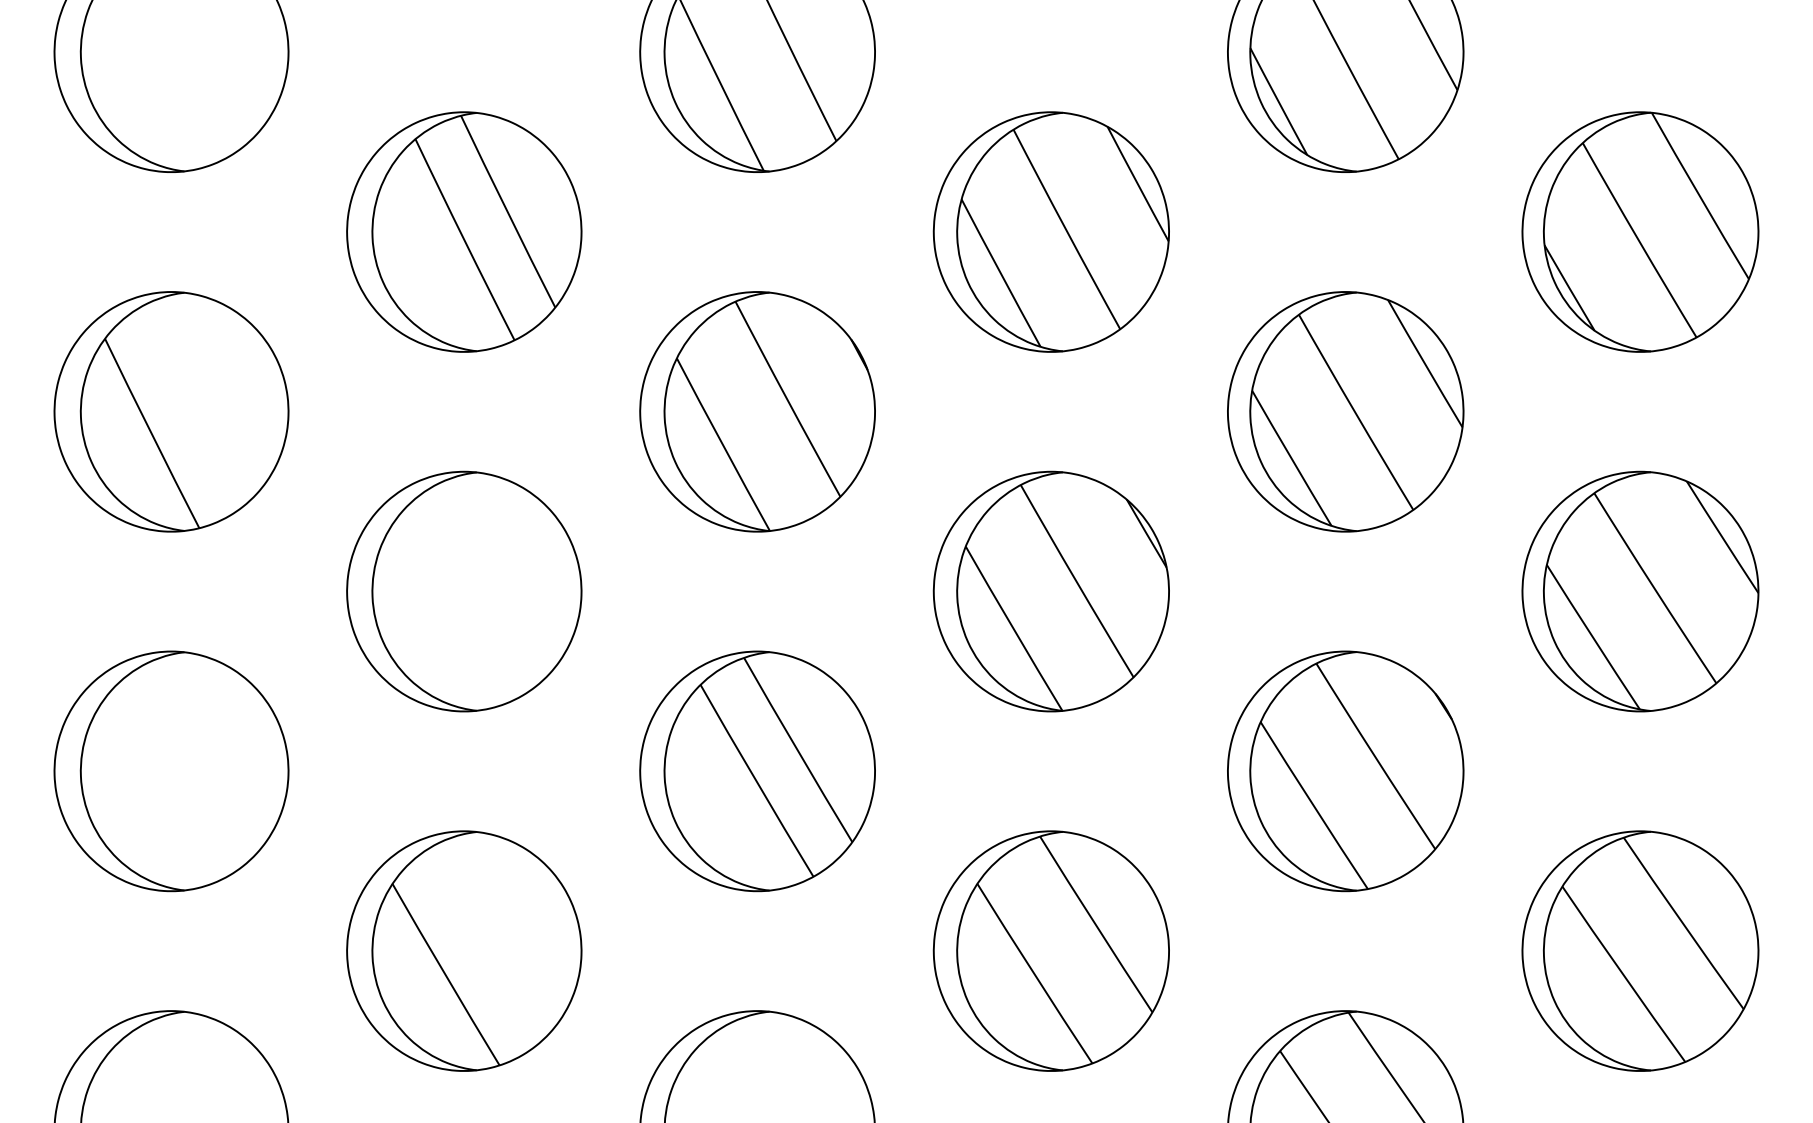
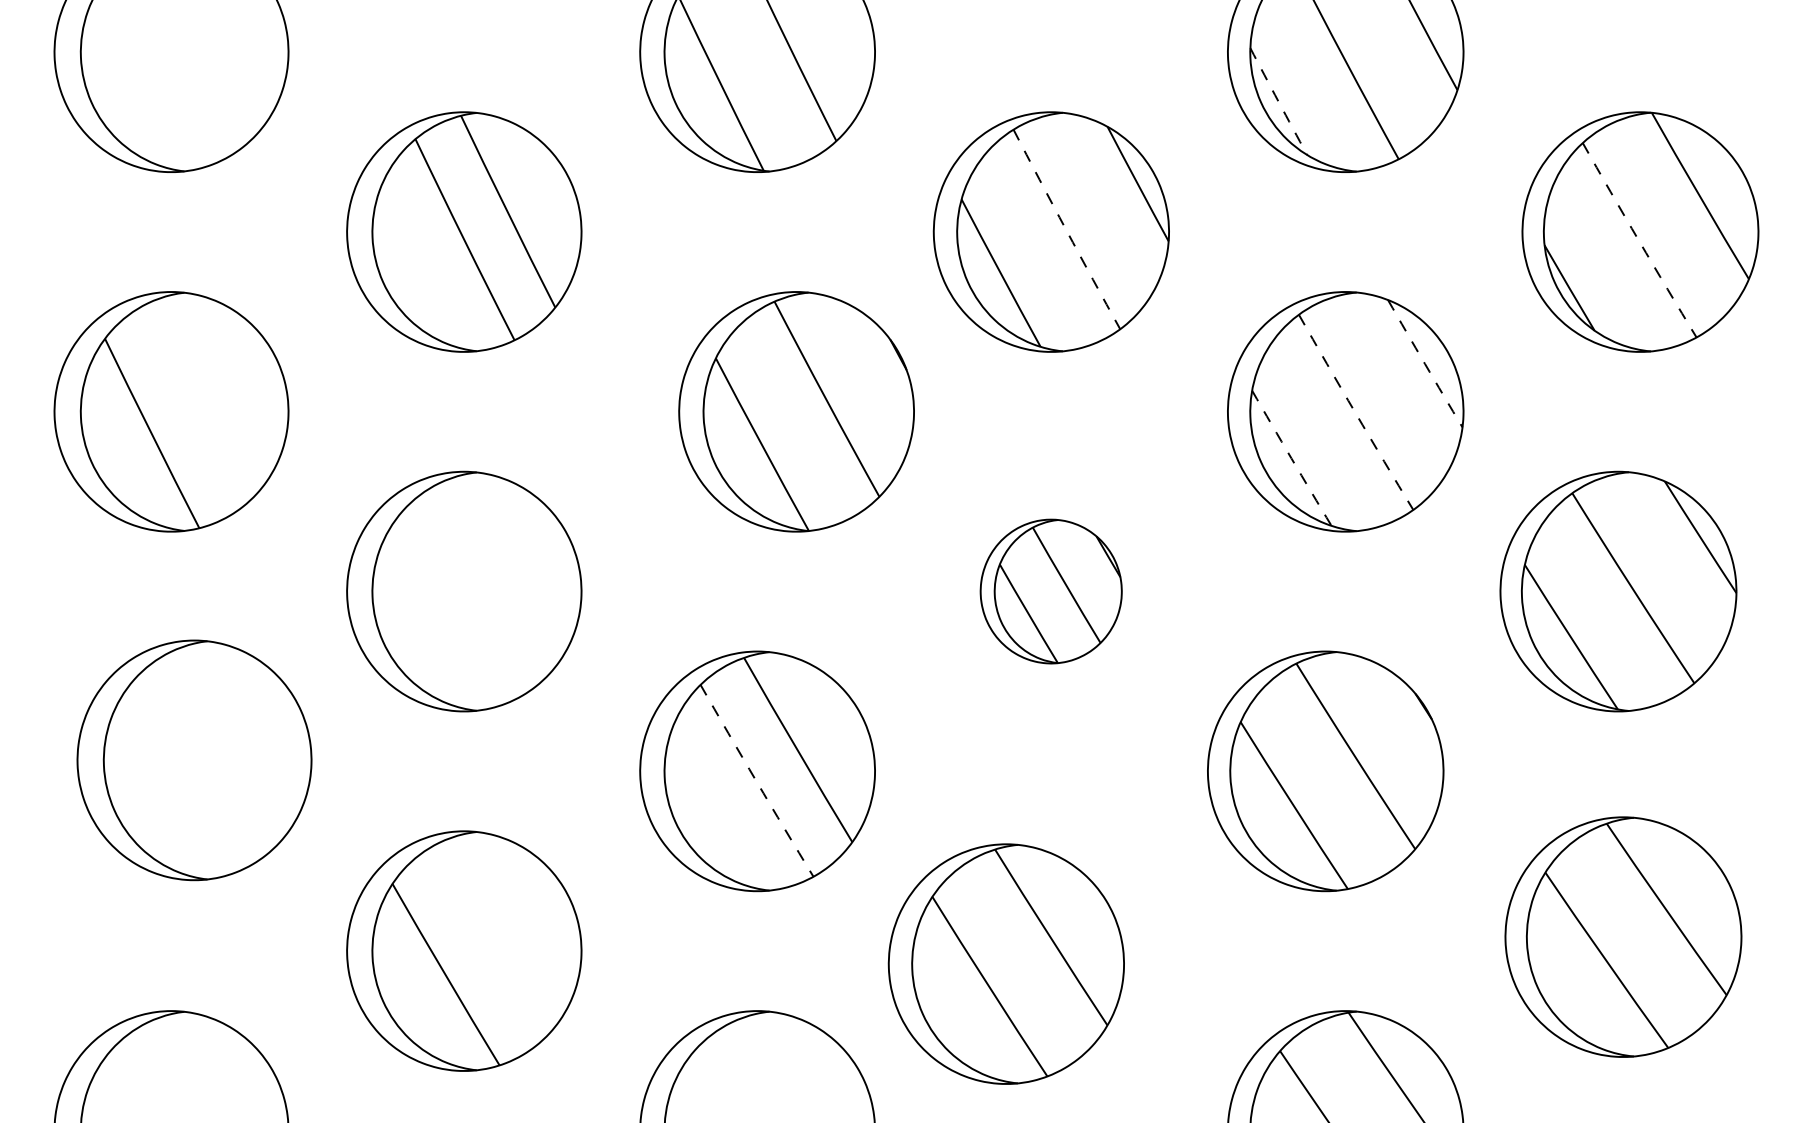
arc: solid -> dashed (1278, 101)
arc: solid -> dashed (1066, 229)
arc: solid -> dashed (1638, 240)
arc: solid -> dashed (1424, 363)
part position: (757, 411) -> (796, 411) (796, 411)
arc: solid -> dashed (1355, 412)
arc: solid -> dashed (1291, 458)
part size: 238x243 px -> 144x147 px (1050, 591)
part position: (1640, 591) -> (1618, 591) (1618, 591)
part position: (171, 771) -> (194, 760) (194, 760)
part position: (1345, 771) -> (1325, 771) (1325, 771)
arc: solid -> dashed (756, 781)
part position: (1050, 950) -> (1005, 963) (1005, 963)
part position: (1640, 950) -> (1623, 936) (1623, 936)
